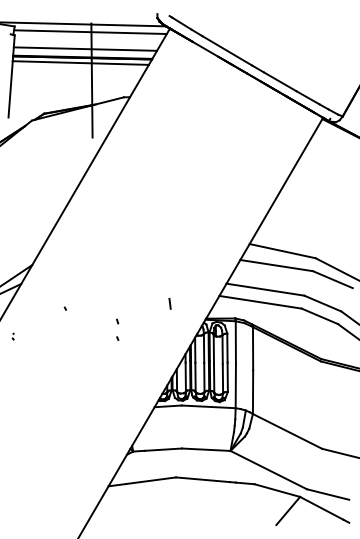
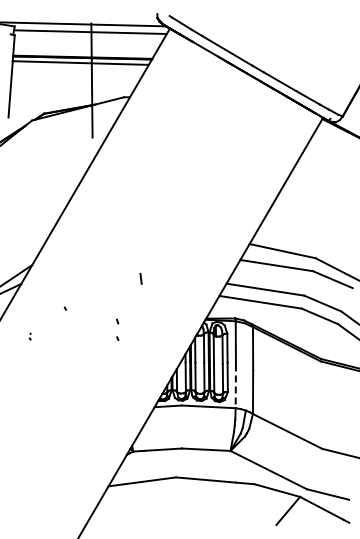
line: present -> none (85, 48)
line position: (169, 303) -> (140, 278) (140, 278)
part position: (12, 336) -> (29, 336) (29, 336)
line: solid -> dashed (235, 386)
